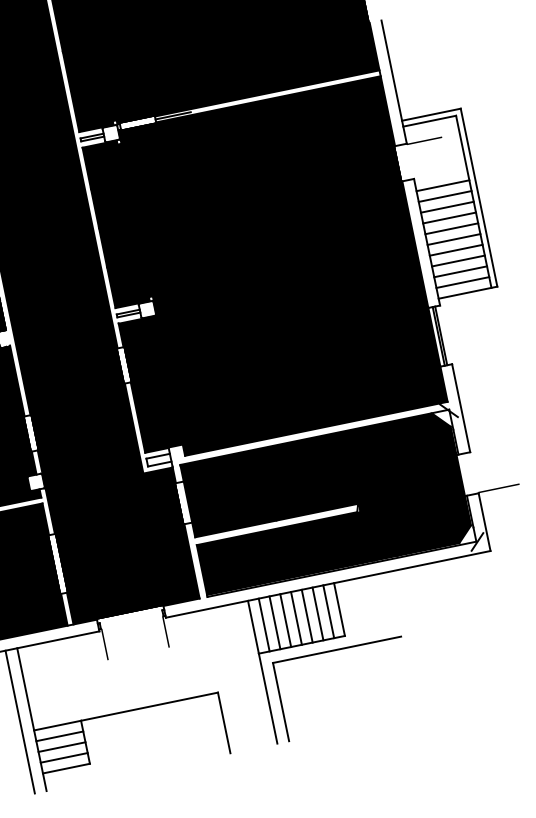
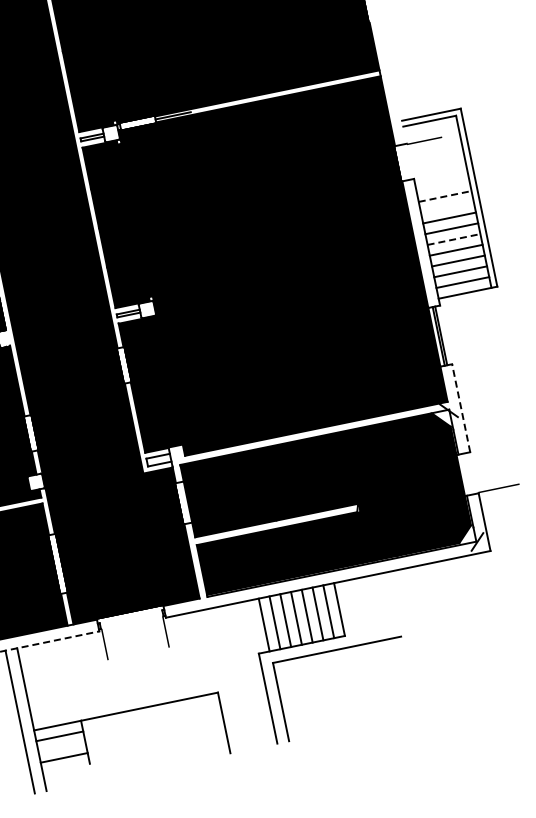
line: present -> none (393, 81)
line: present -> none (442, 185)
line: solid -> dashed (445, 196)
line: present -> none (446, 206)
line: solid -> dashed (454, 239)
line: solid -> dashed (461, 408)
line: present -> none (253, 626)
line: solid -> dashed (50, 641)
line: present -> none (61, 746)
line: present -> none (65, 768)
